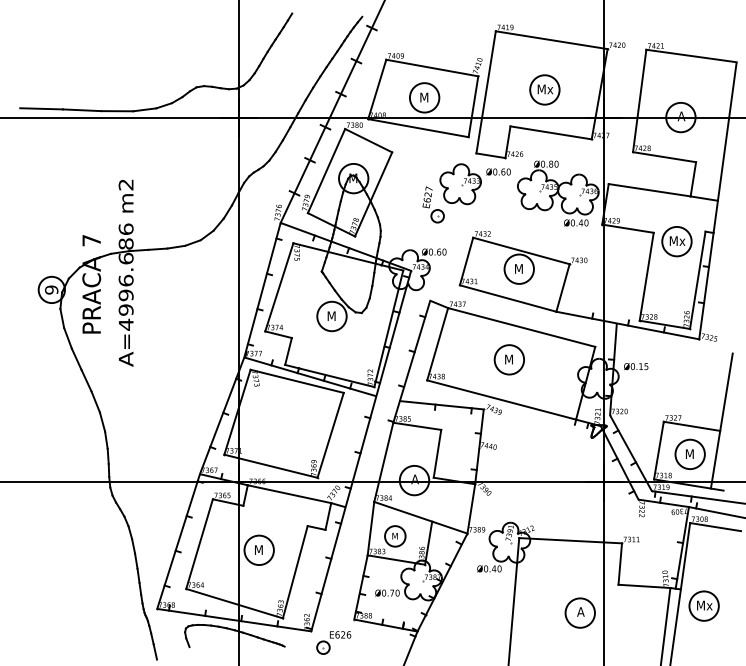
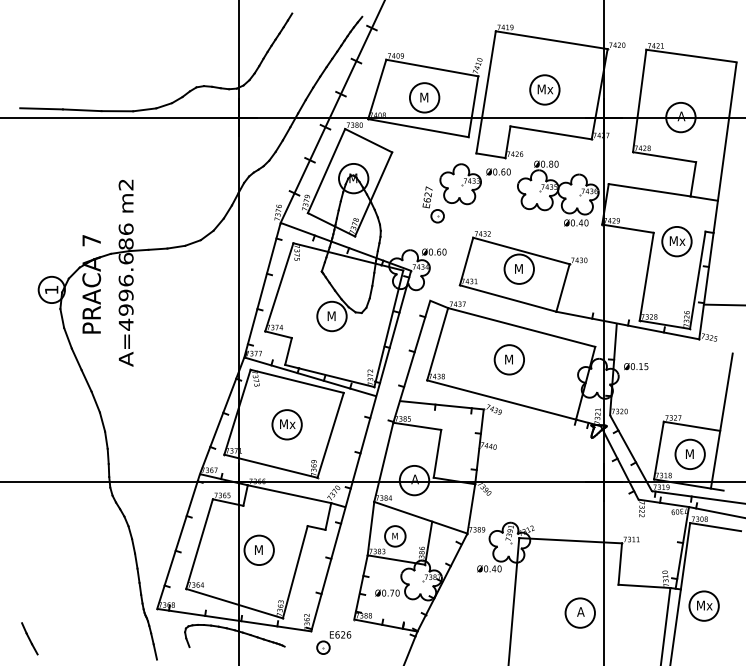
text: 9 -> 1 (51, 289)
line: none -> present (722, 304)
part: none -> present (286, 424)
line: none -> present (29, 638)
